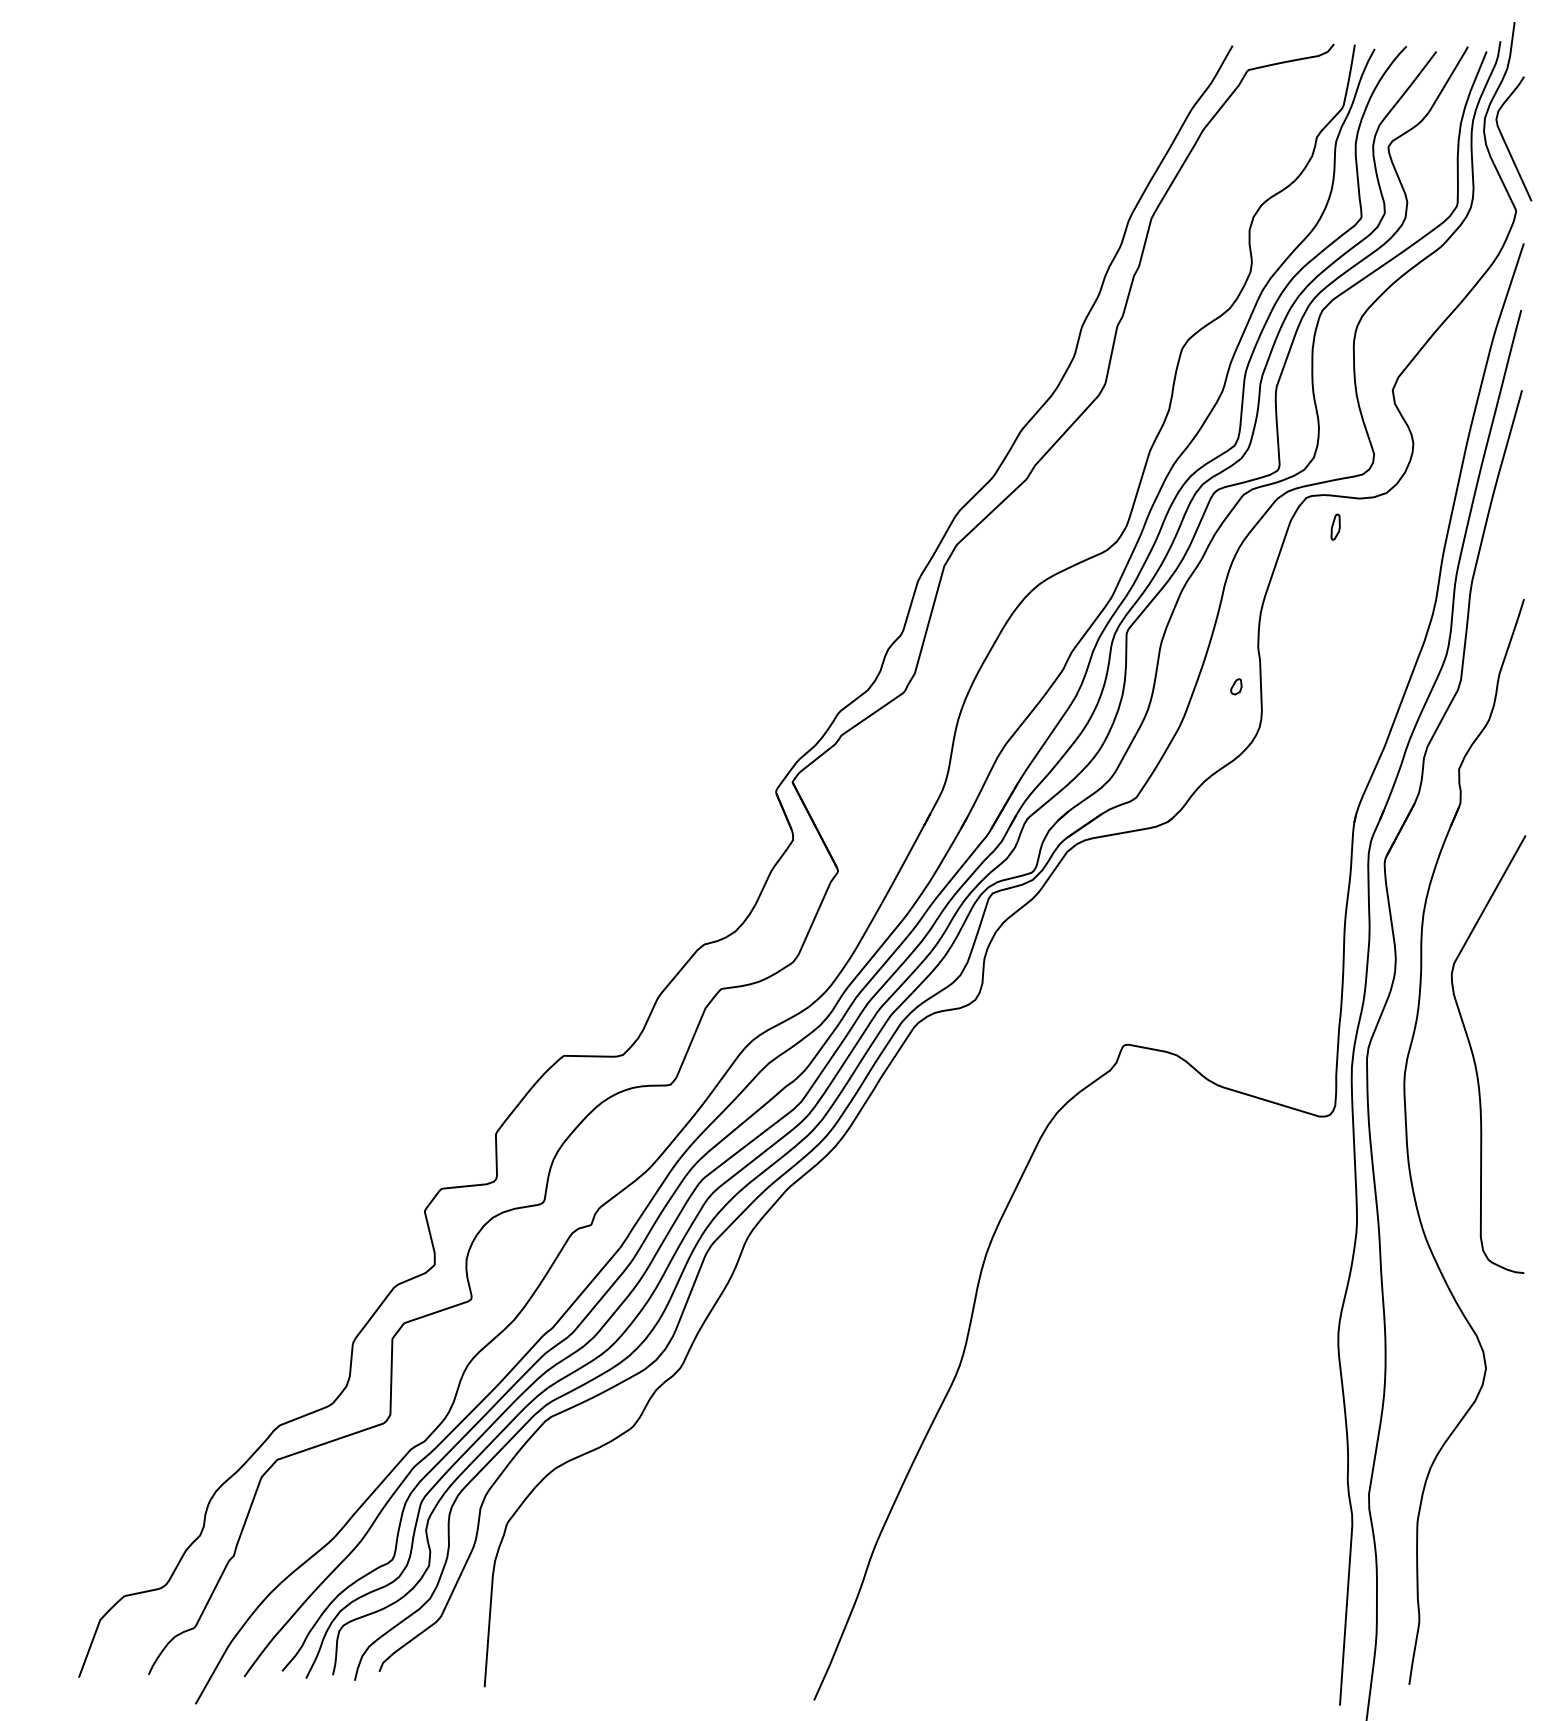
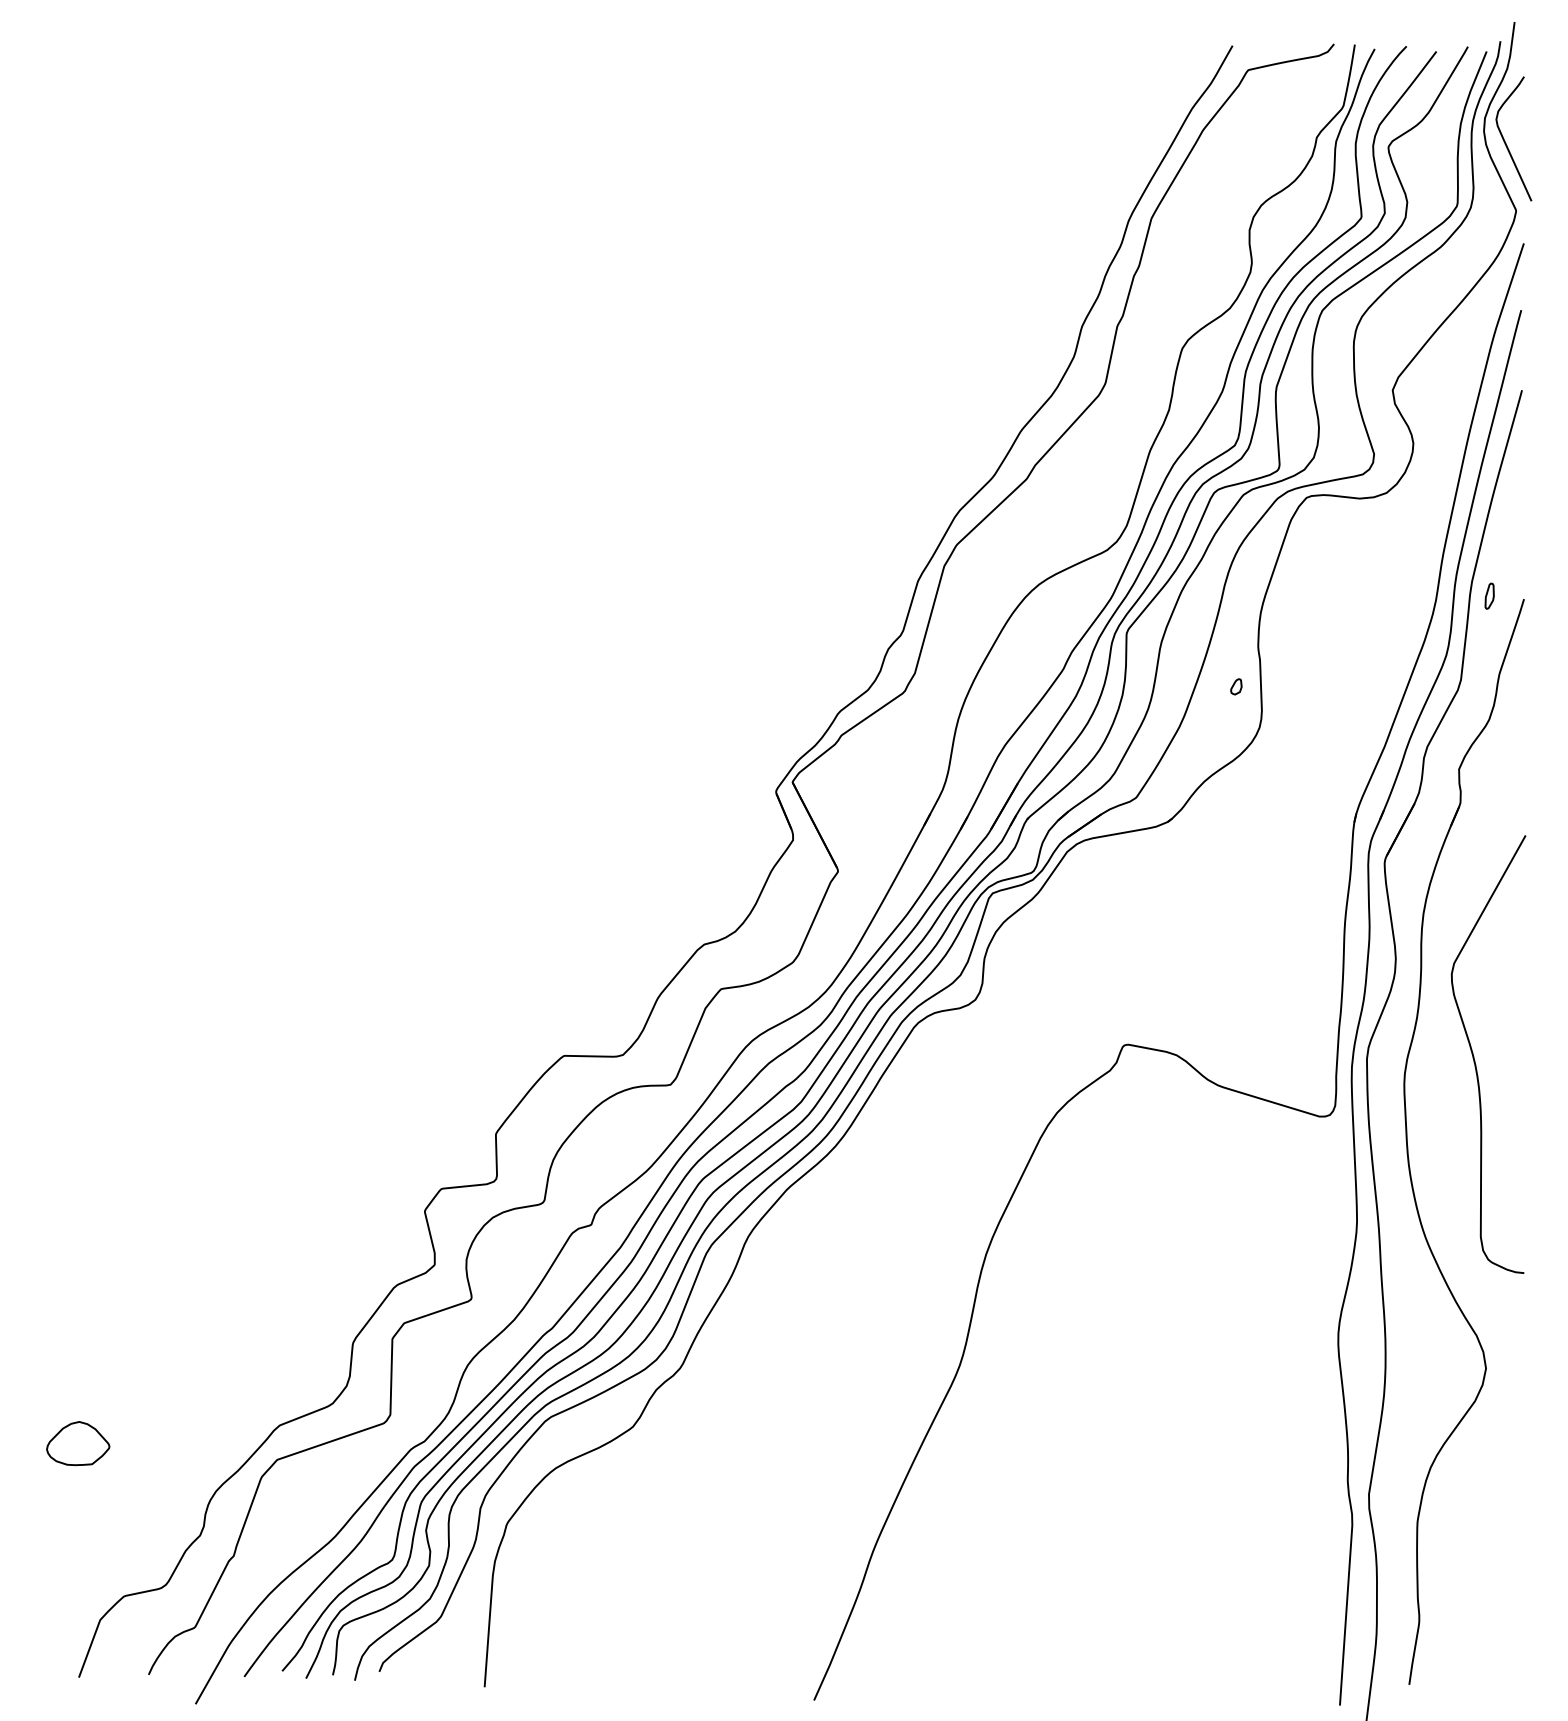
part position: (1335, 526) -> (1489, 595) (1489, 595)
part: none -> present (78, 1443)
